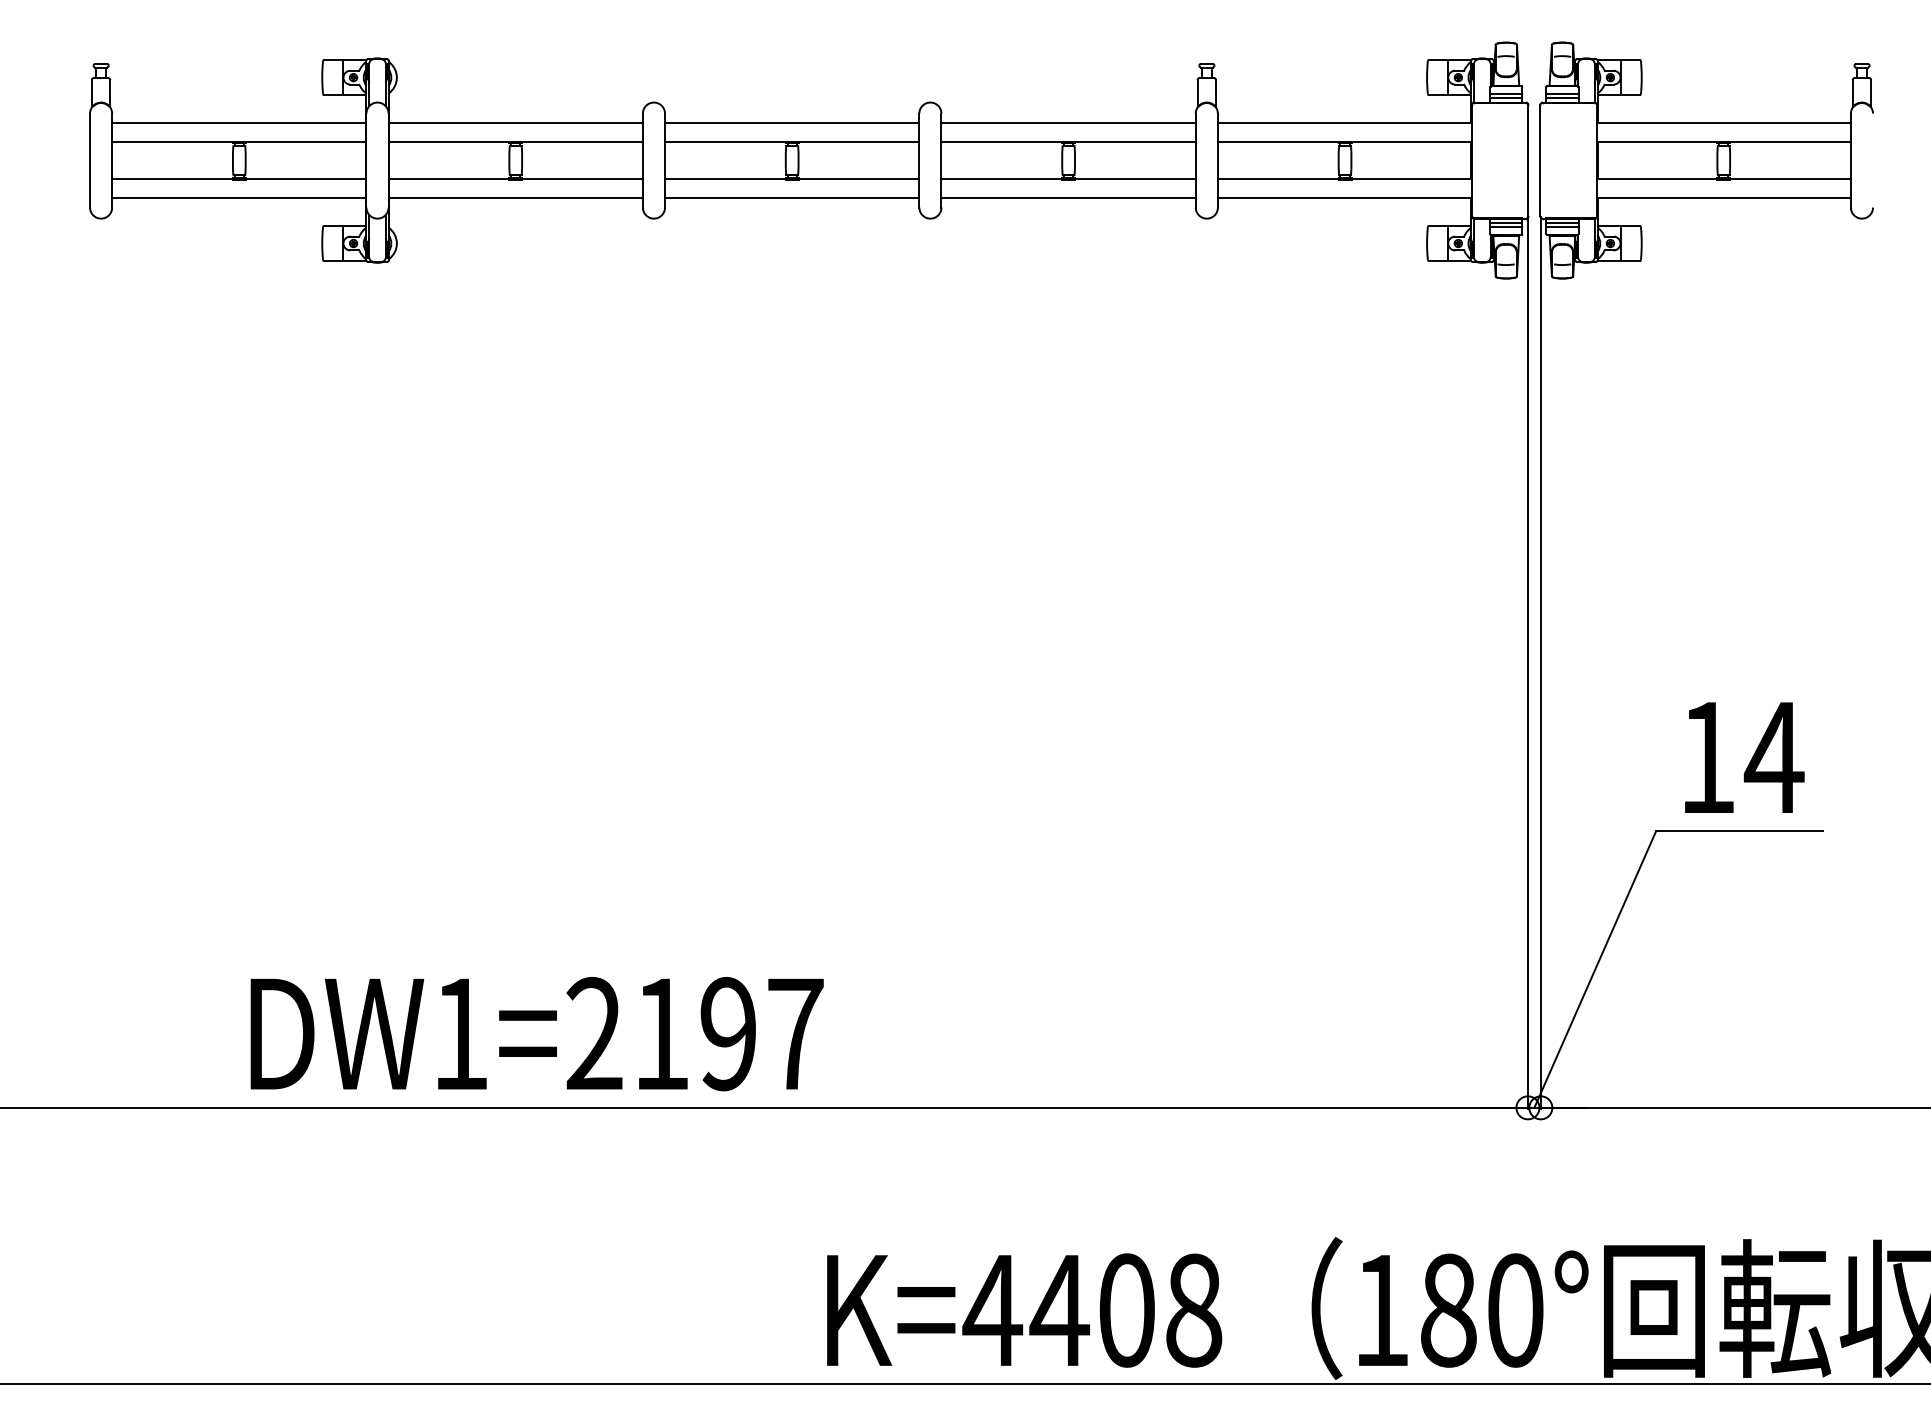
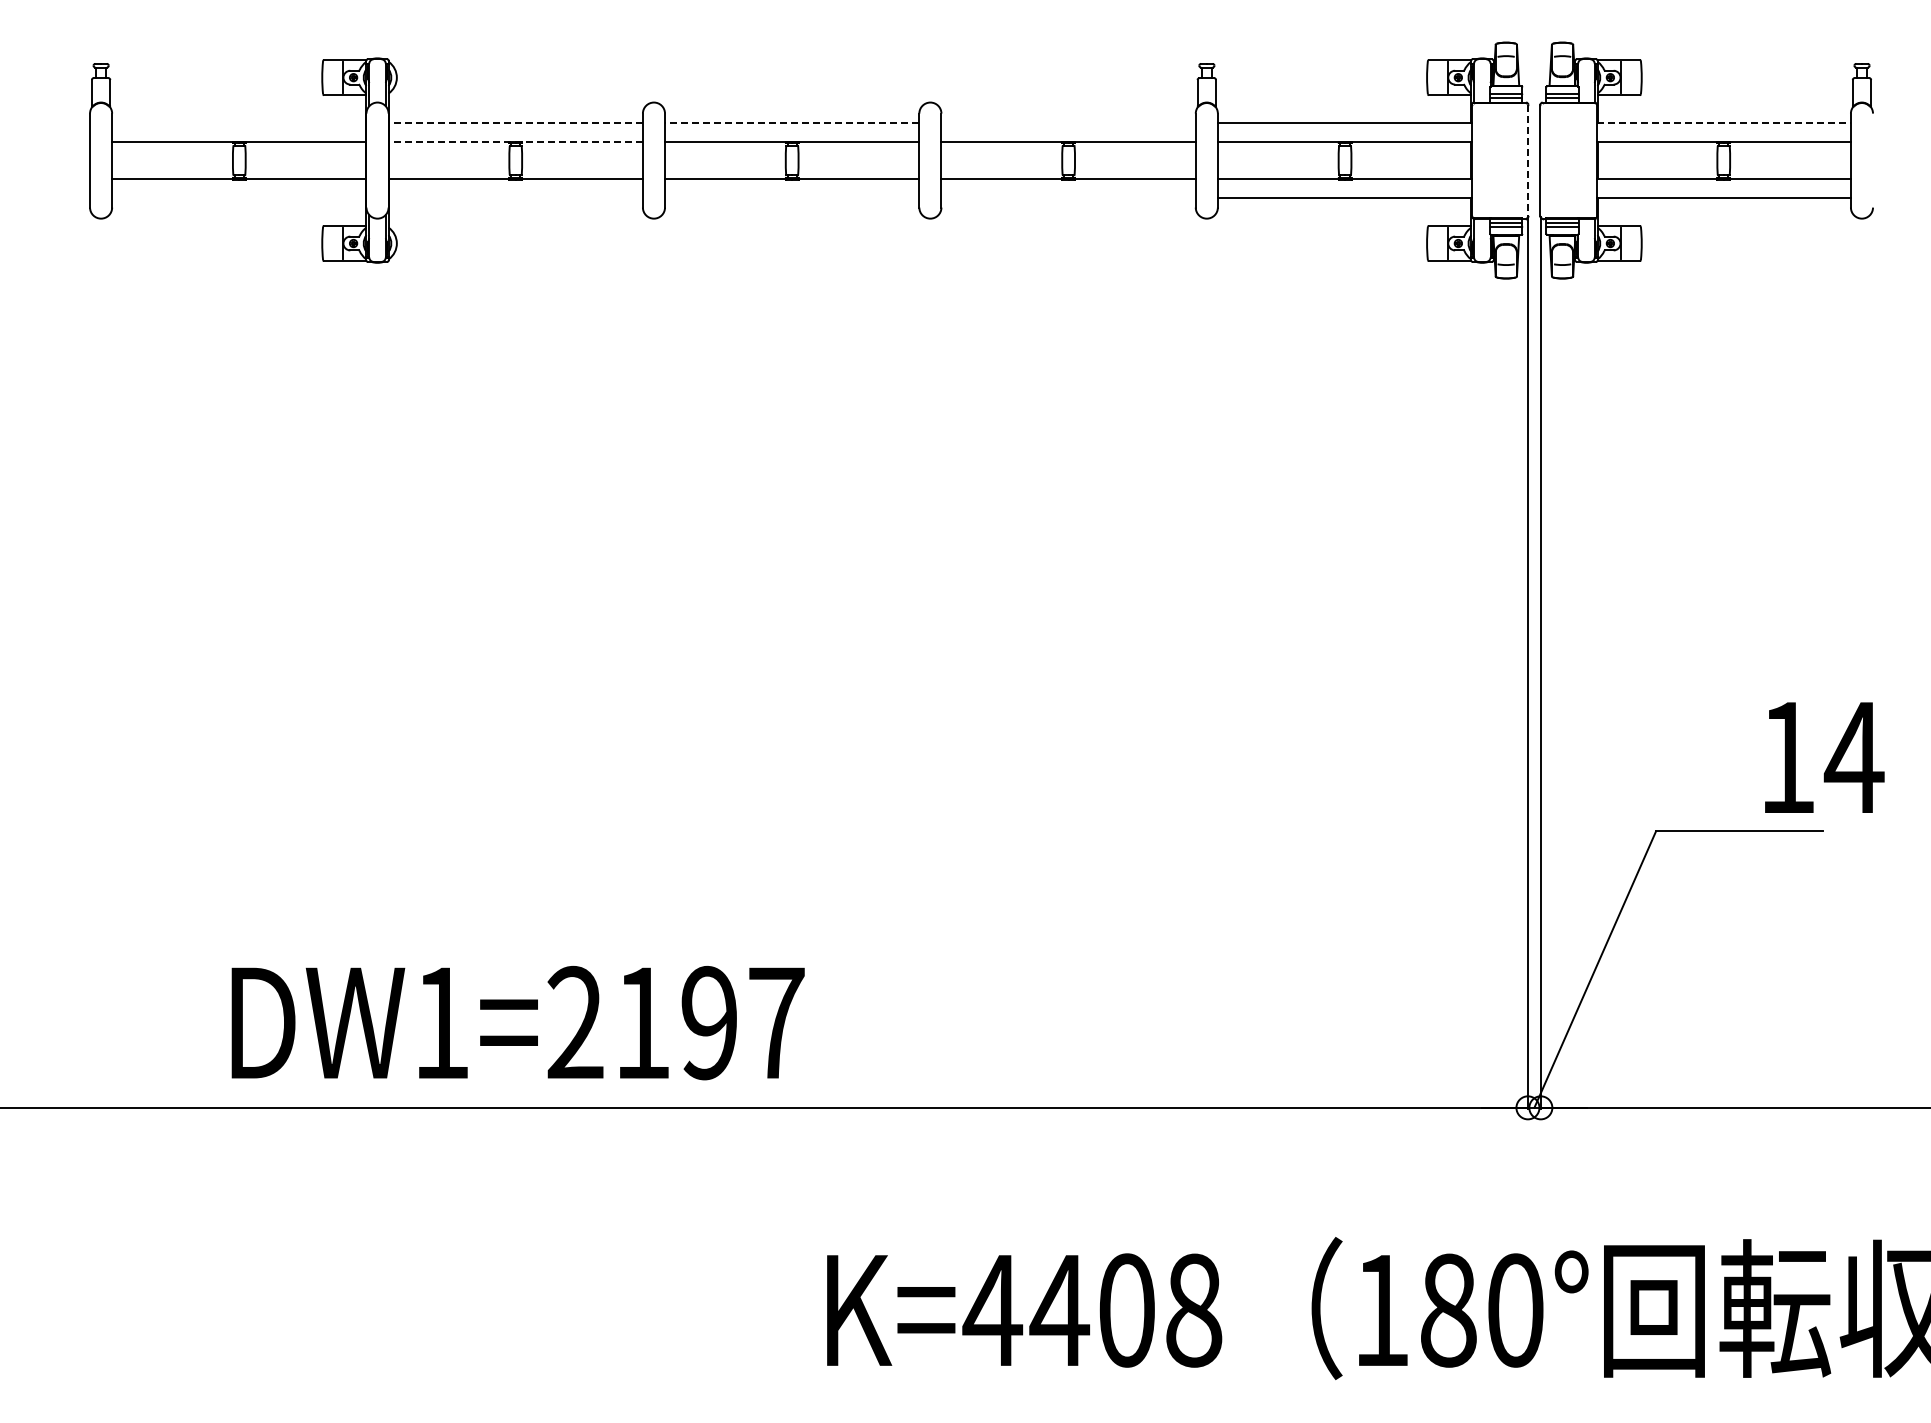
line: present -> none (239, 123)
line: solid -> dashed (515, 123)
line: solid -> dashed (791, 123)
line: present -> none (1068, 123)
line: solid -> dashed (1723, 123)
line: solid -> dashed (515, 141)
line: solid -> dashed (1528, 160)
line: present -> none (239, 197)
line: present -> none (515, 197)
line: present -> none (792, 197)
line: present -> none (1068, 197)
text position: (1744, 757) -> (1824, 757) (1824, 757)
text position: (536, 1034) -> (517, 1023) (517, 1023)
line: present -> none (964, 1384)
